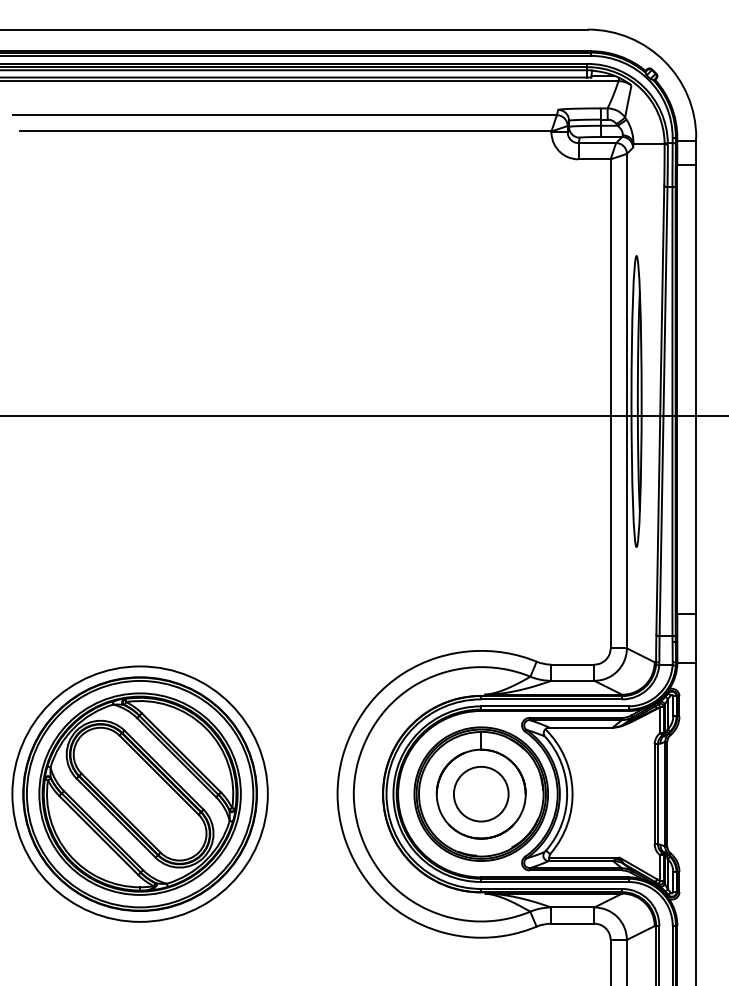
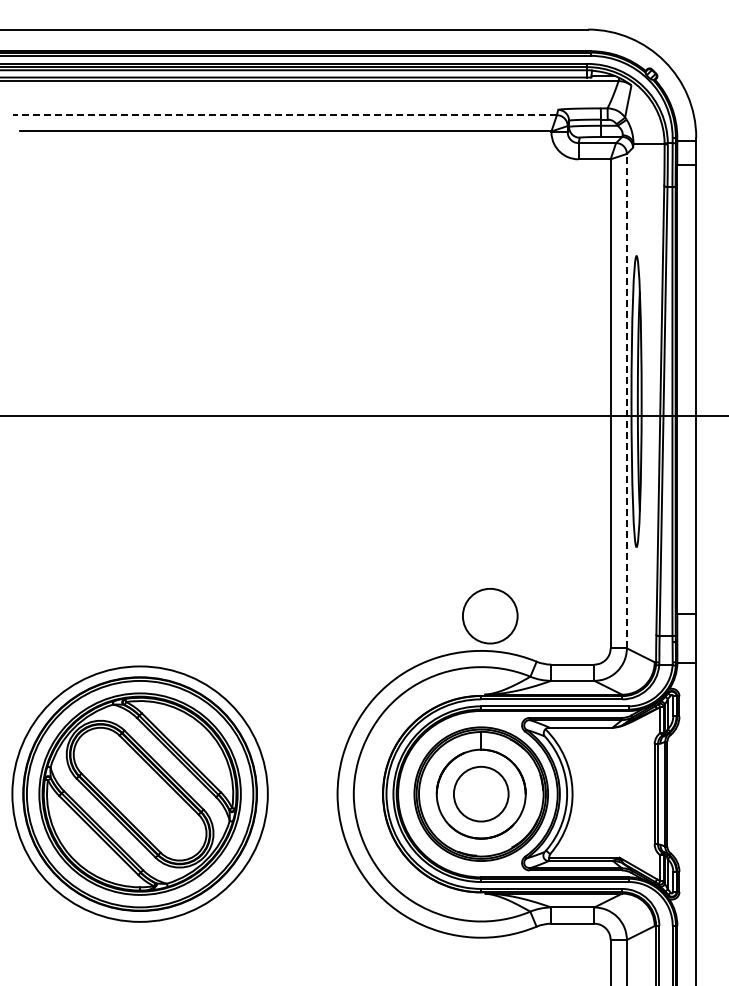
line: solid -> dashed (284, 115)
line: solid -> dashed (626, 400)
circle: none -> present (490, 616)
